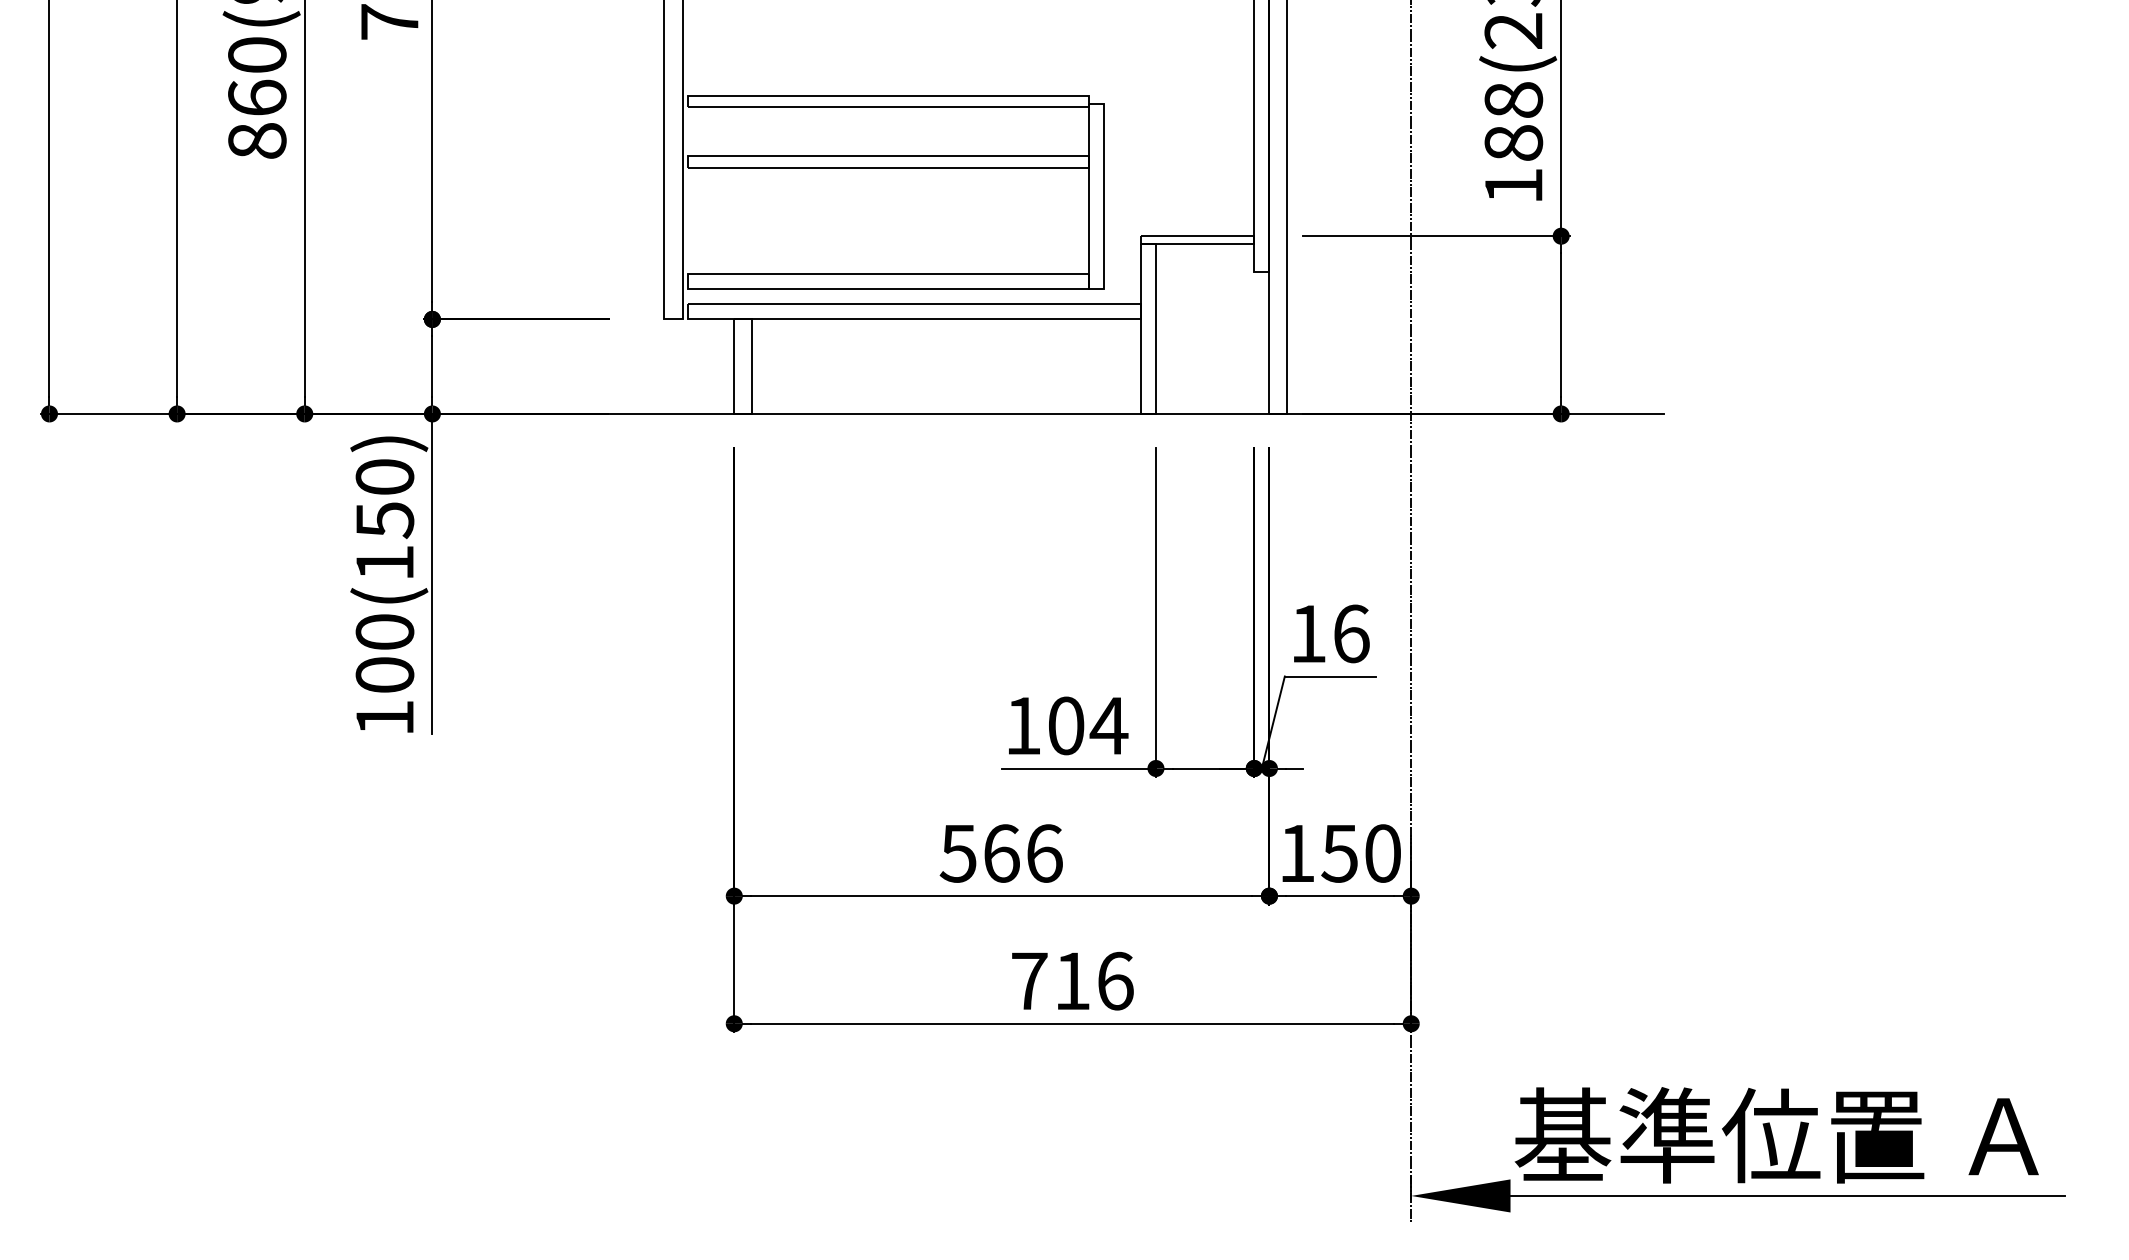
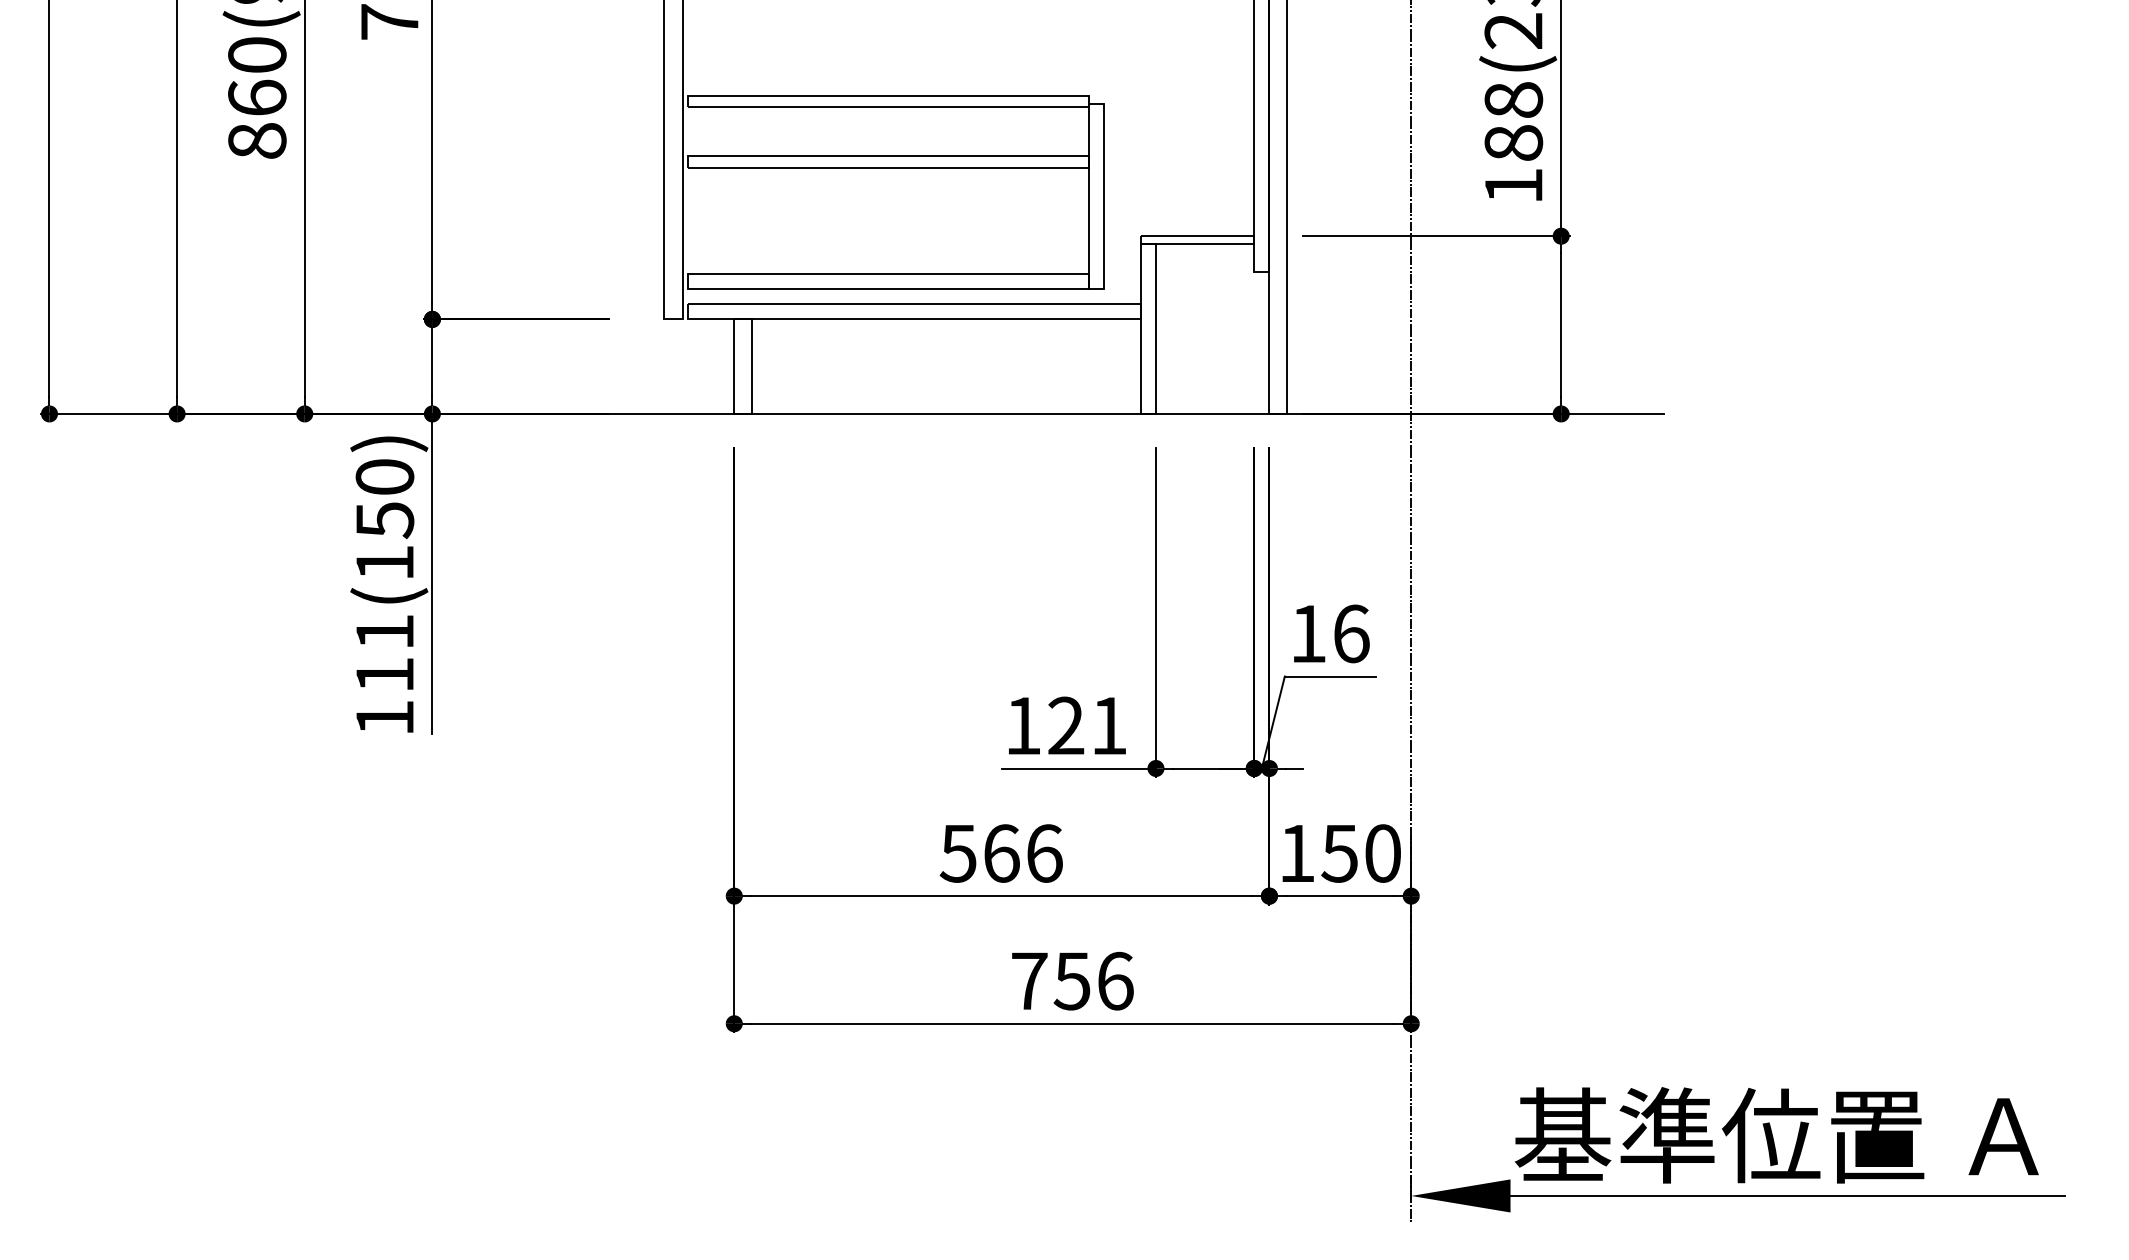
text: 100(150) -> 111(150) (384, 653)
text: 104 -> 121 (1088, 725)
text: 716 -> 756 (1071, 981)
